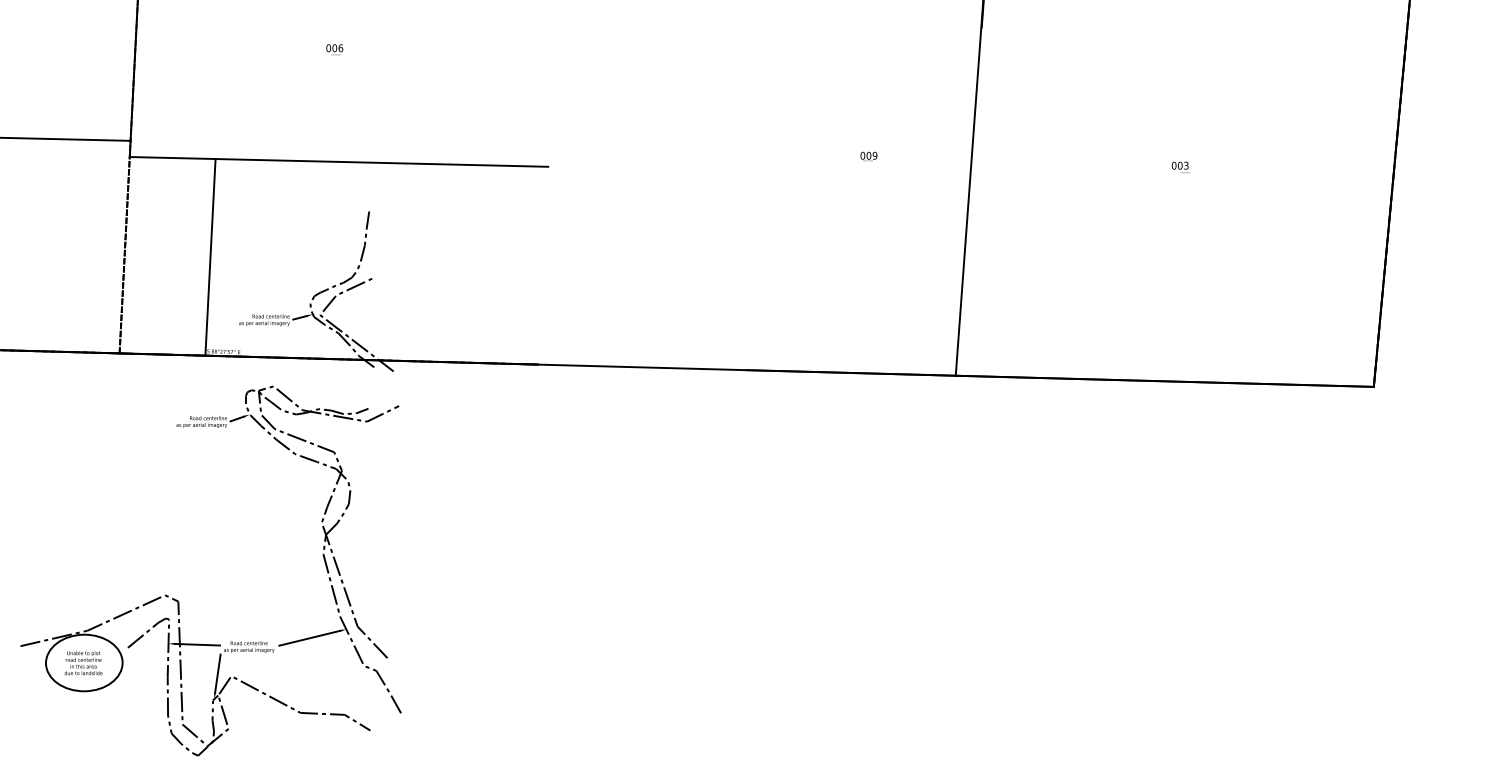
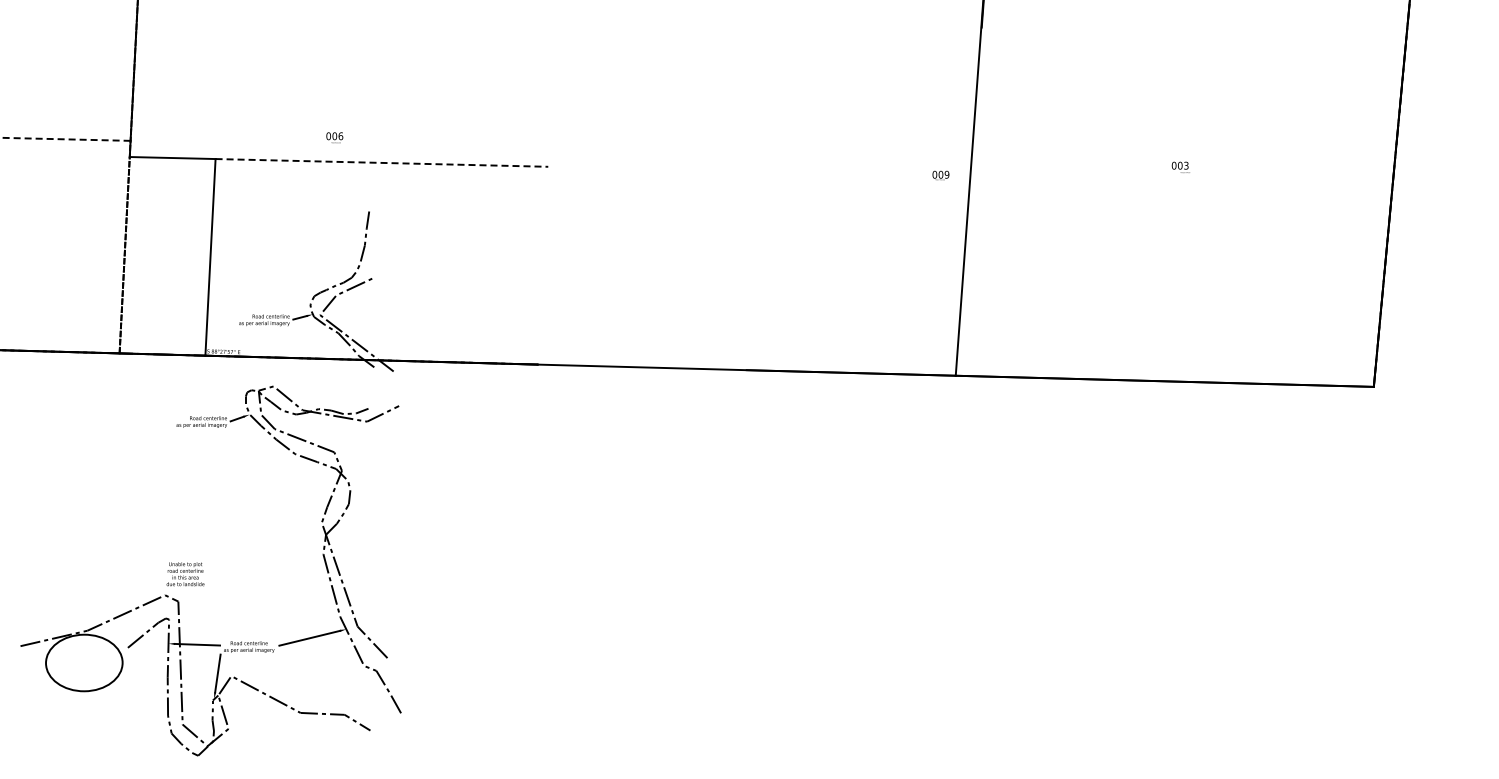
text position: (334, 49) -> (334, 137) (334, 137)
line: solid -> dashed (65, 139)
text position: (868, 156) -> (940, 175) (940, 175)
line: solid -> dashed (382, 162)
text position: (83, 663) -> (185, 574) (185, 574)
